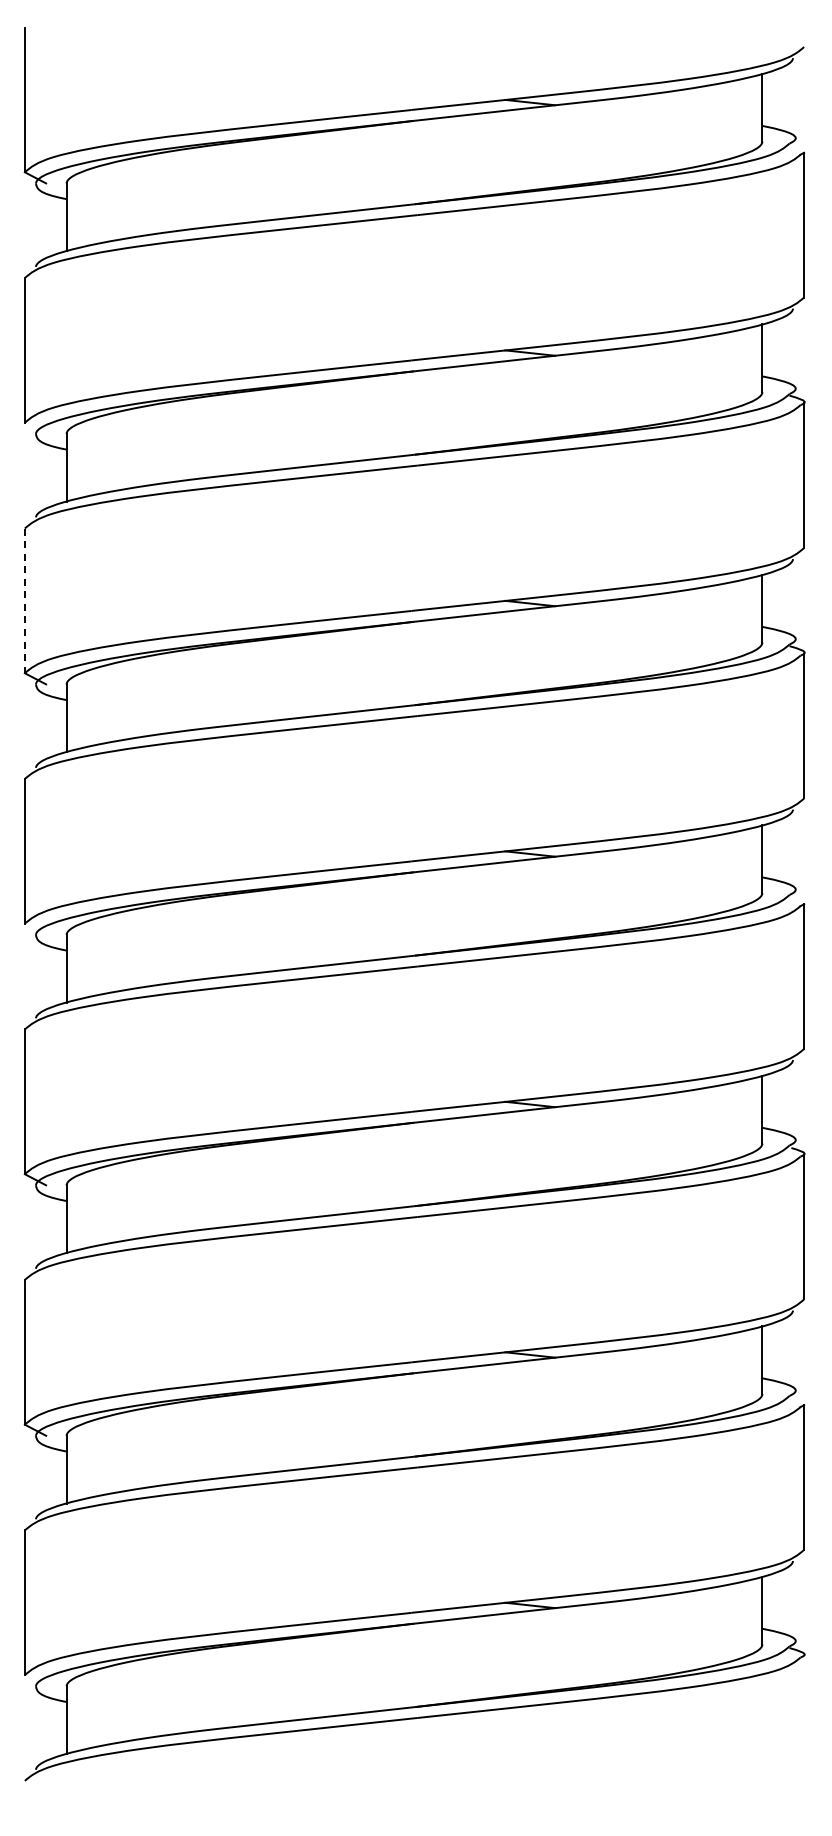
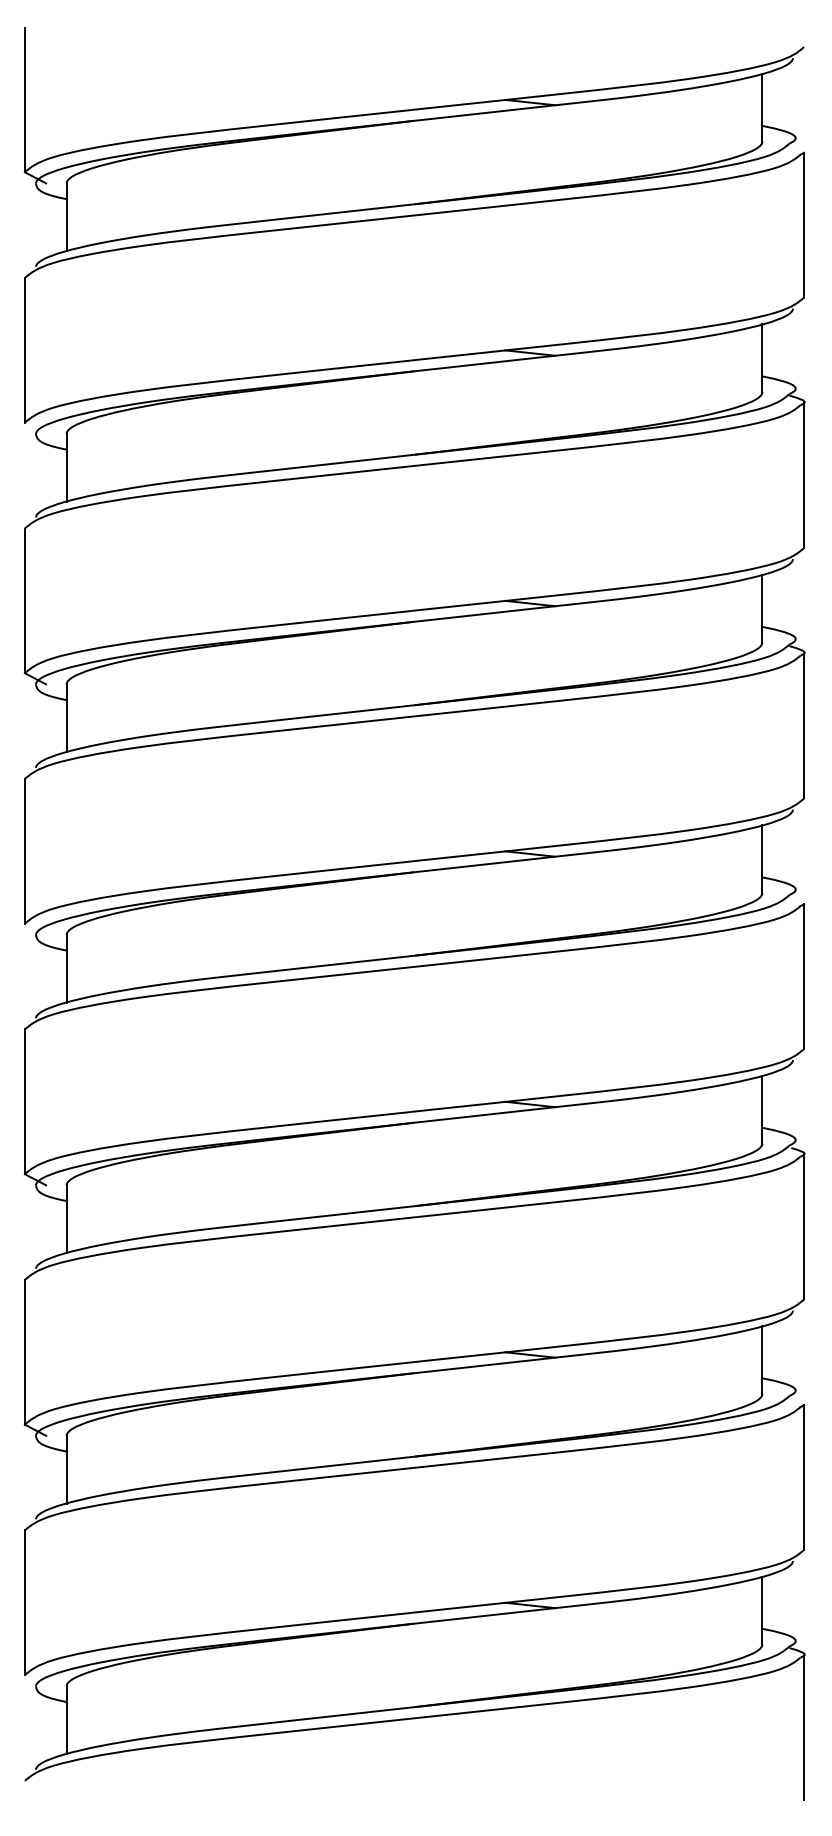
line: dashed -> solid (24, 601)
line: none -> present (804, 1727)
